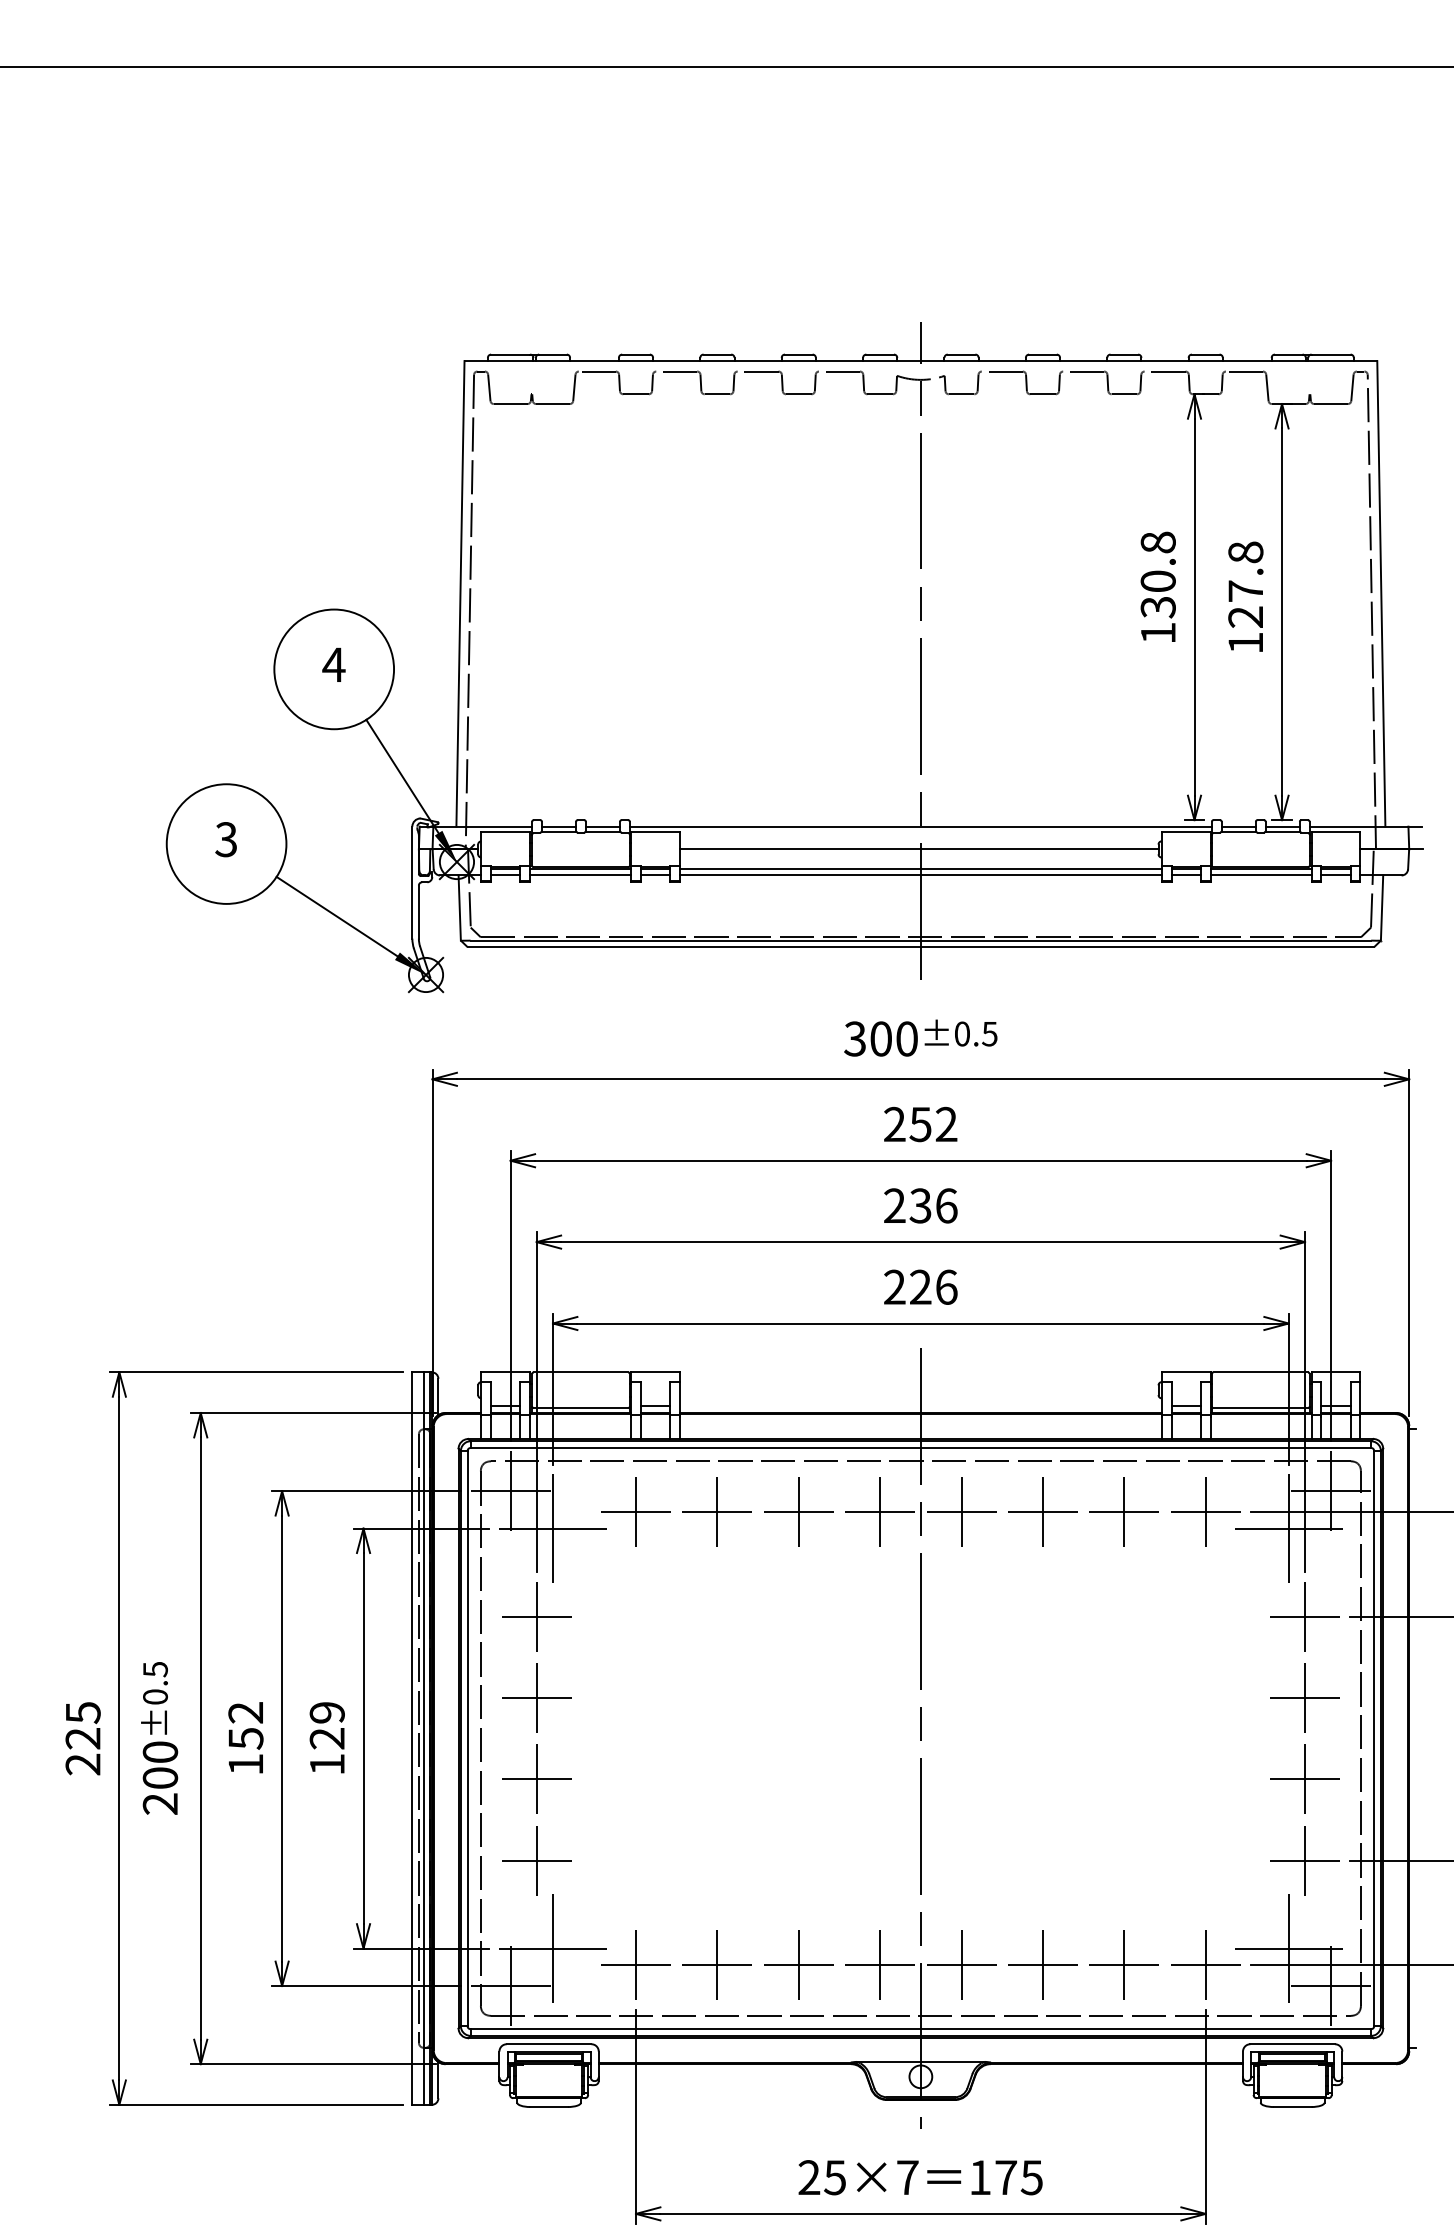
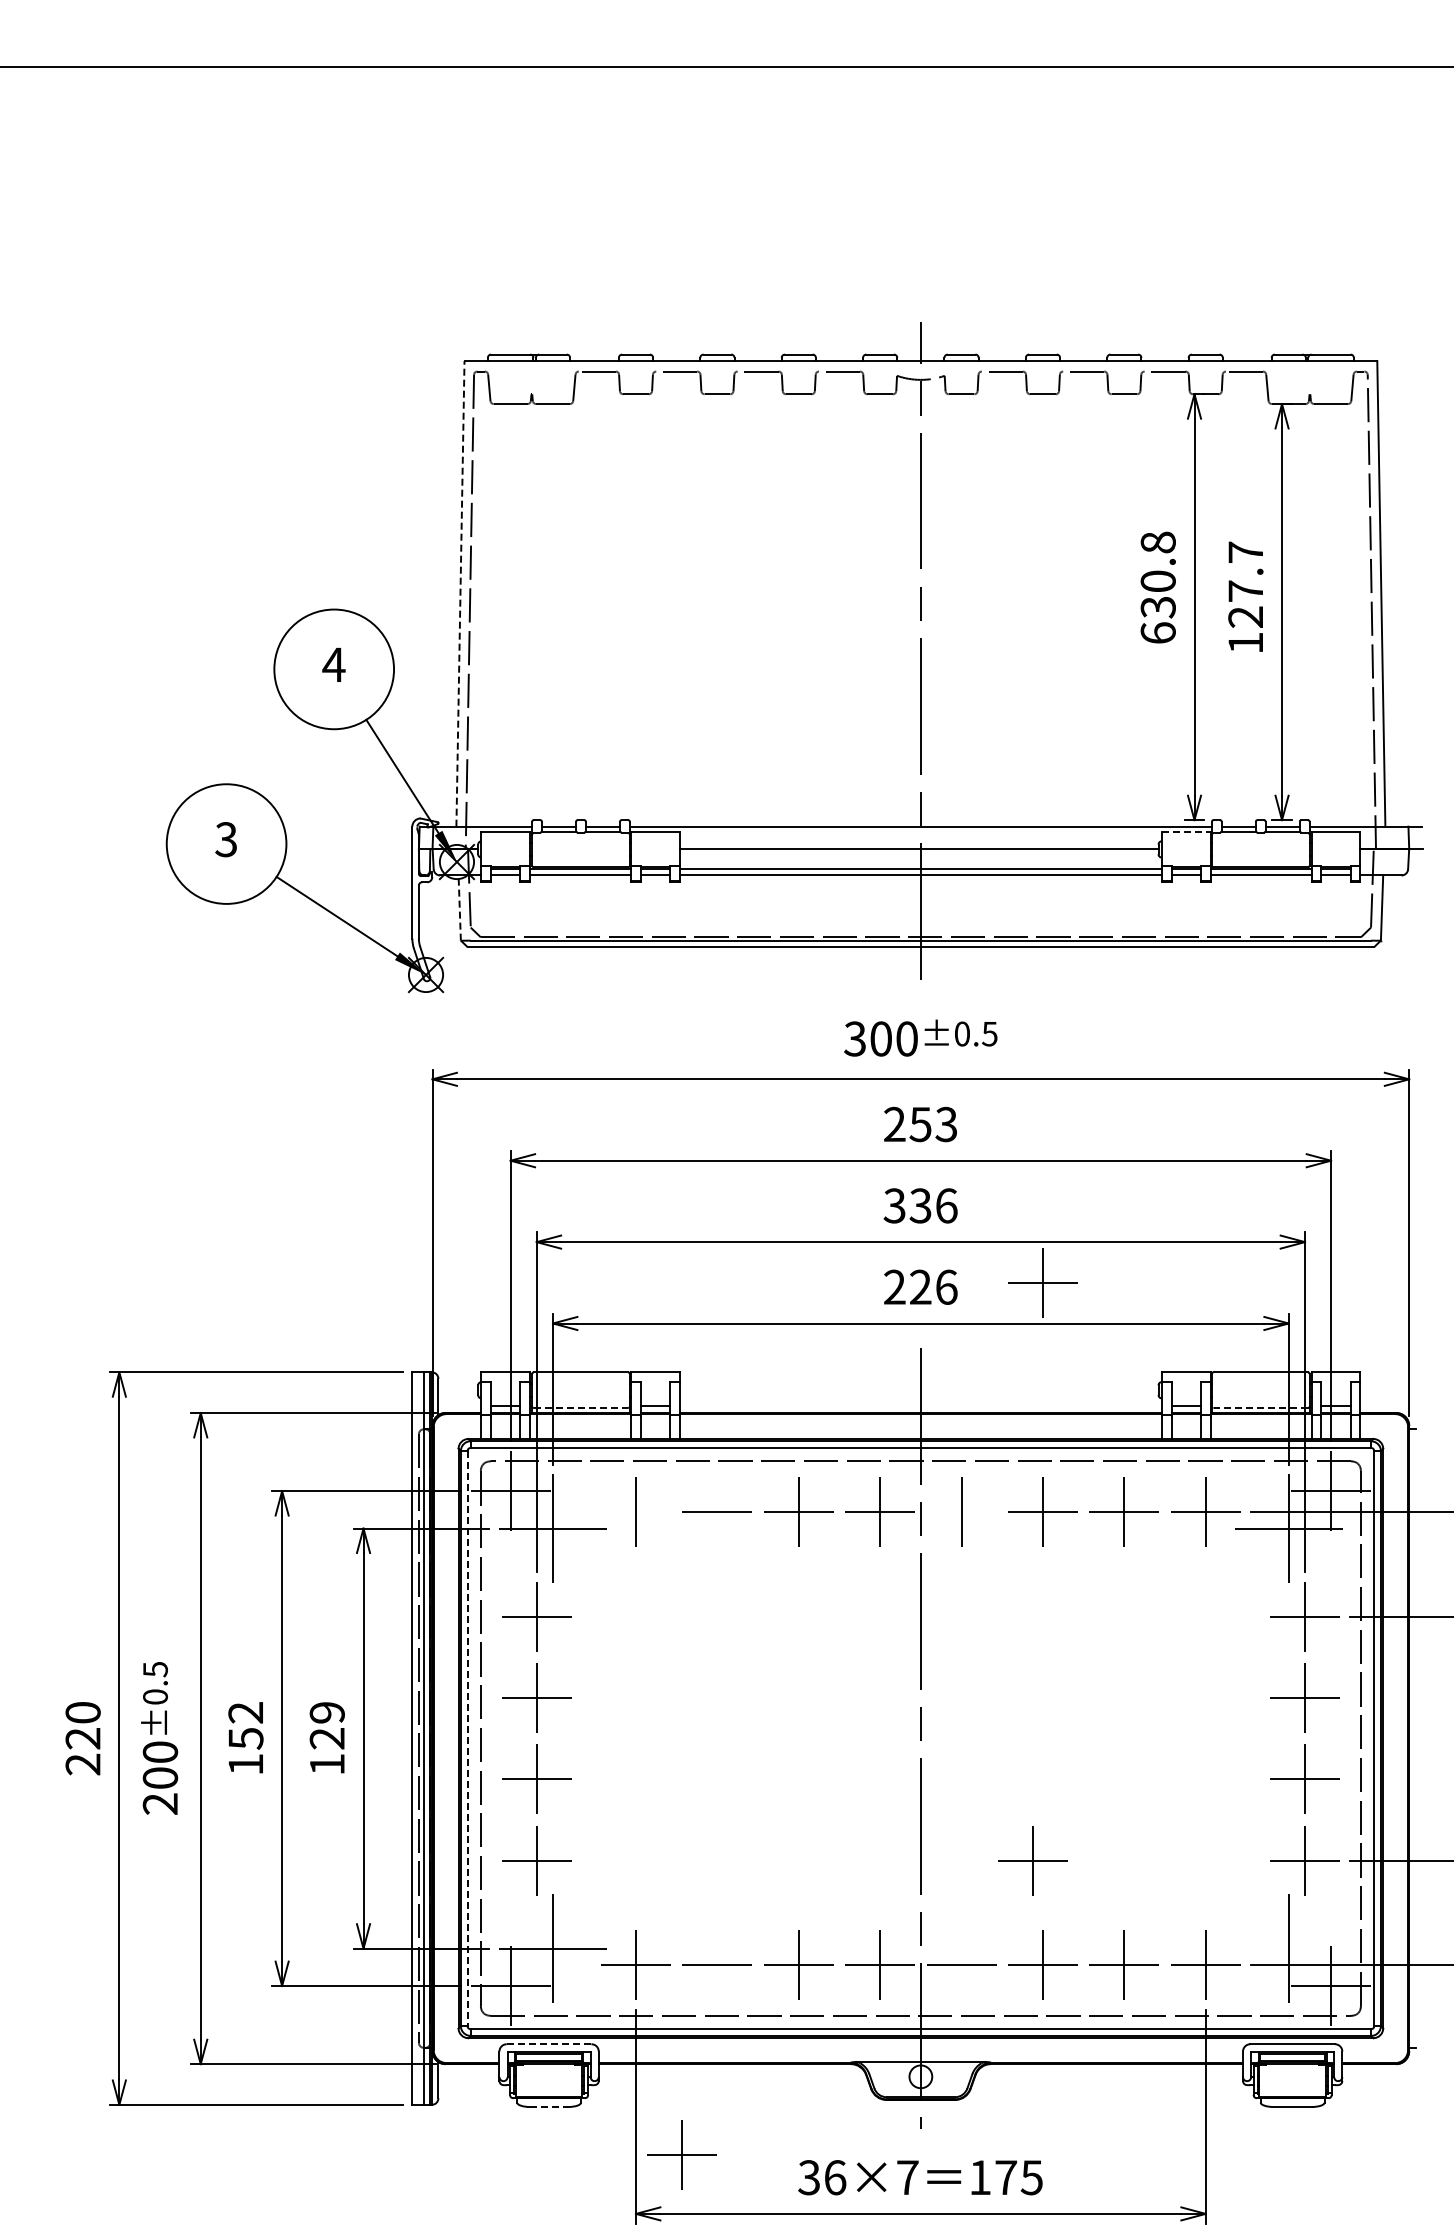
text: 127.8 -> 127.7 (1245, 552)
line: solid -> dashed (460, 593)
text: 130.8 -> 630.8 (1157, 632)
line: solid -> dashed (1186, 831)
line: solid -> dashed (459, 908)
text: 252 -> 253 (946, 1124)
text: 236 -> 336 (894, 1205)
part: none -> present (1042, 1282)
line: solid -> dashed (581, 1408)
line: solid -> dashed (1260, 1408)
line: present -> none (636, 1512)
line: present -> none (717, 1512)
line: present -> none (961, 1512)
text: 225 -> 220 (82, 1713)
line: solid -> dashed (467, 1738)
part: none -> present (1032, 1860)
line: present -> none (1288, 1948)
line: present -> none (717, 1964)
line: present -> none (961, 1964)
line: solid -> dashed (548, 2044)
line: solid -> dashed (549, 2107)
part: none -> present (681, 2154)
text: 25×7 -> 36×7 (822, 2177)
